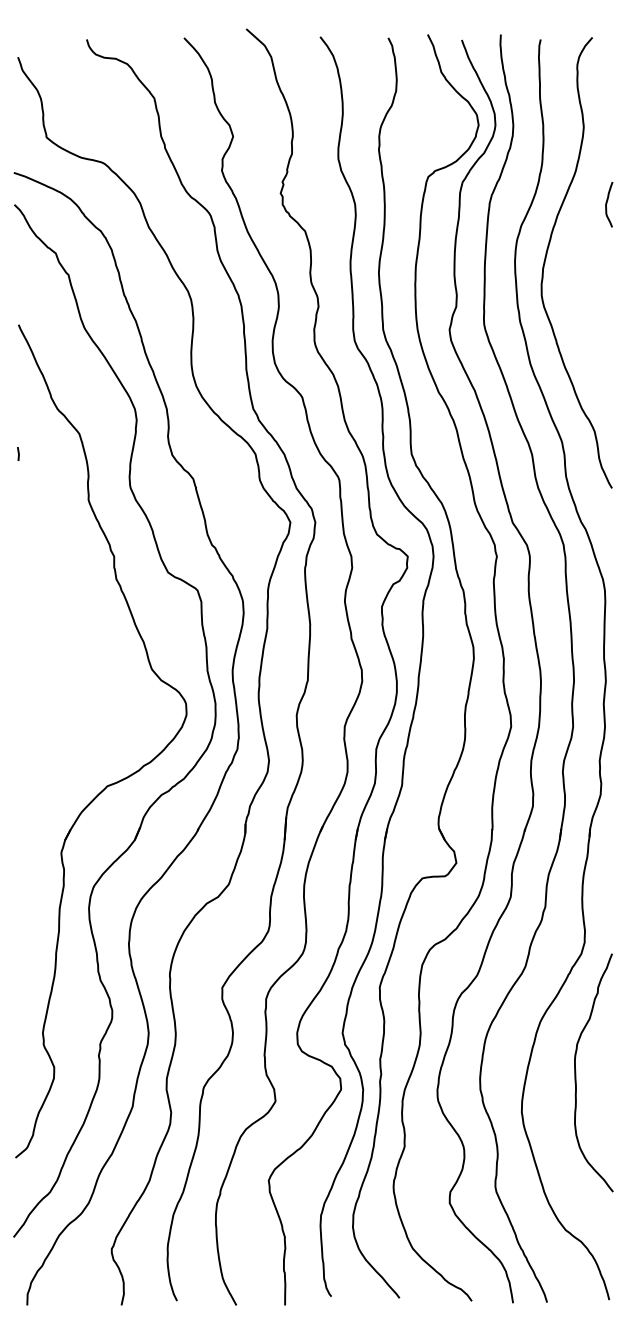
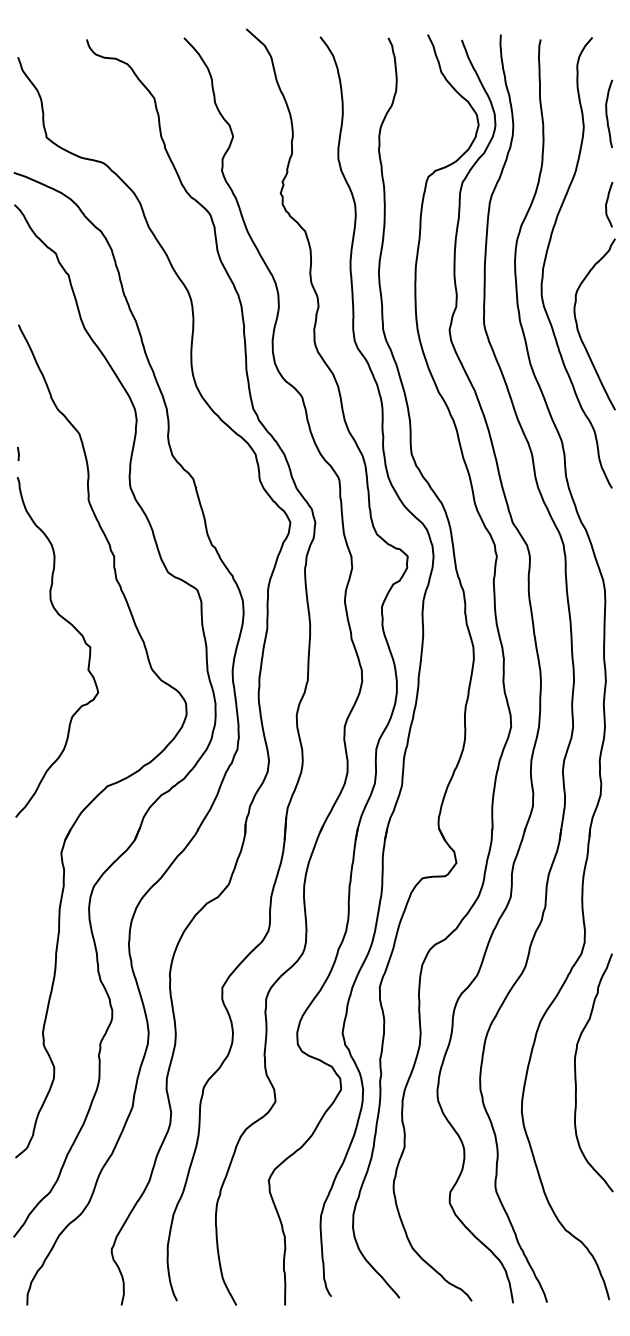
curve: none -> present (607, 113)
curve: none -> present (578, 327)
curve: none -> present (76, 631)
